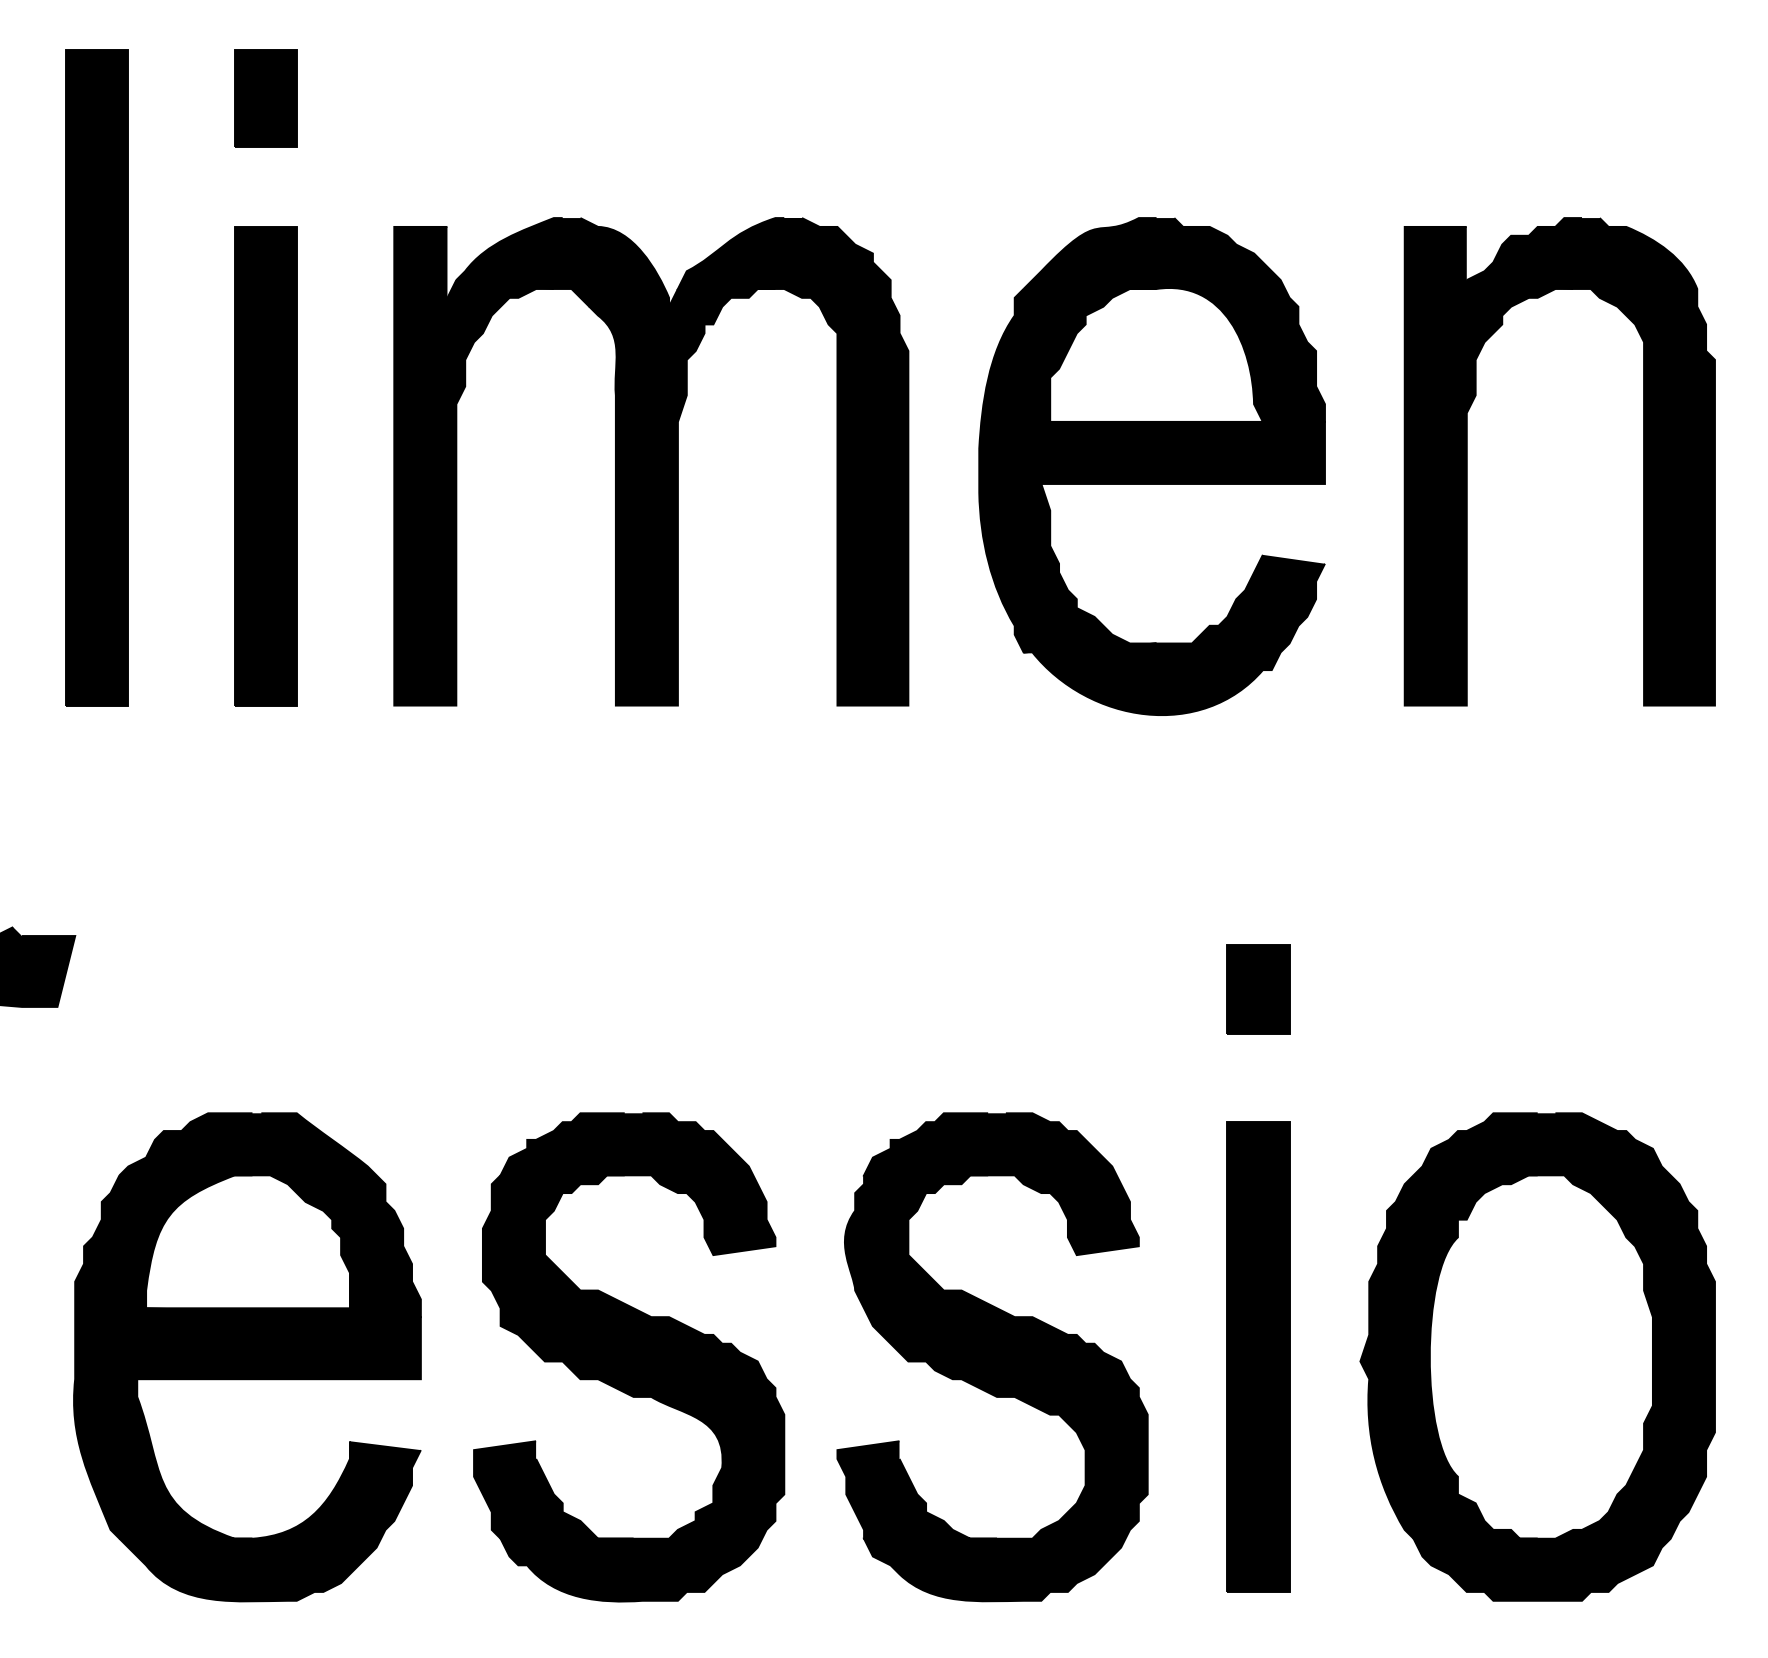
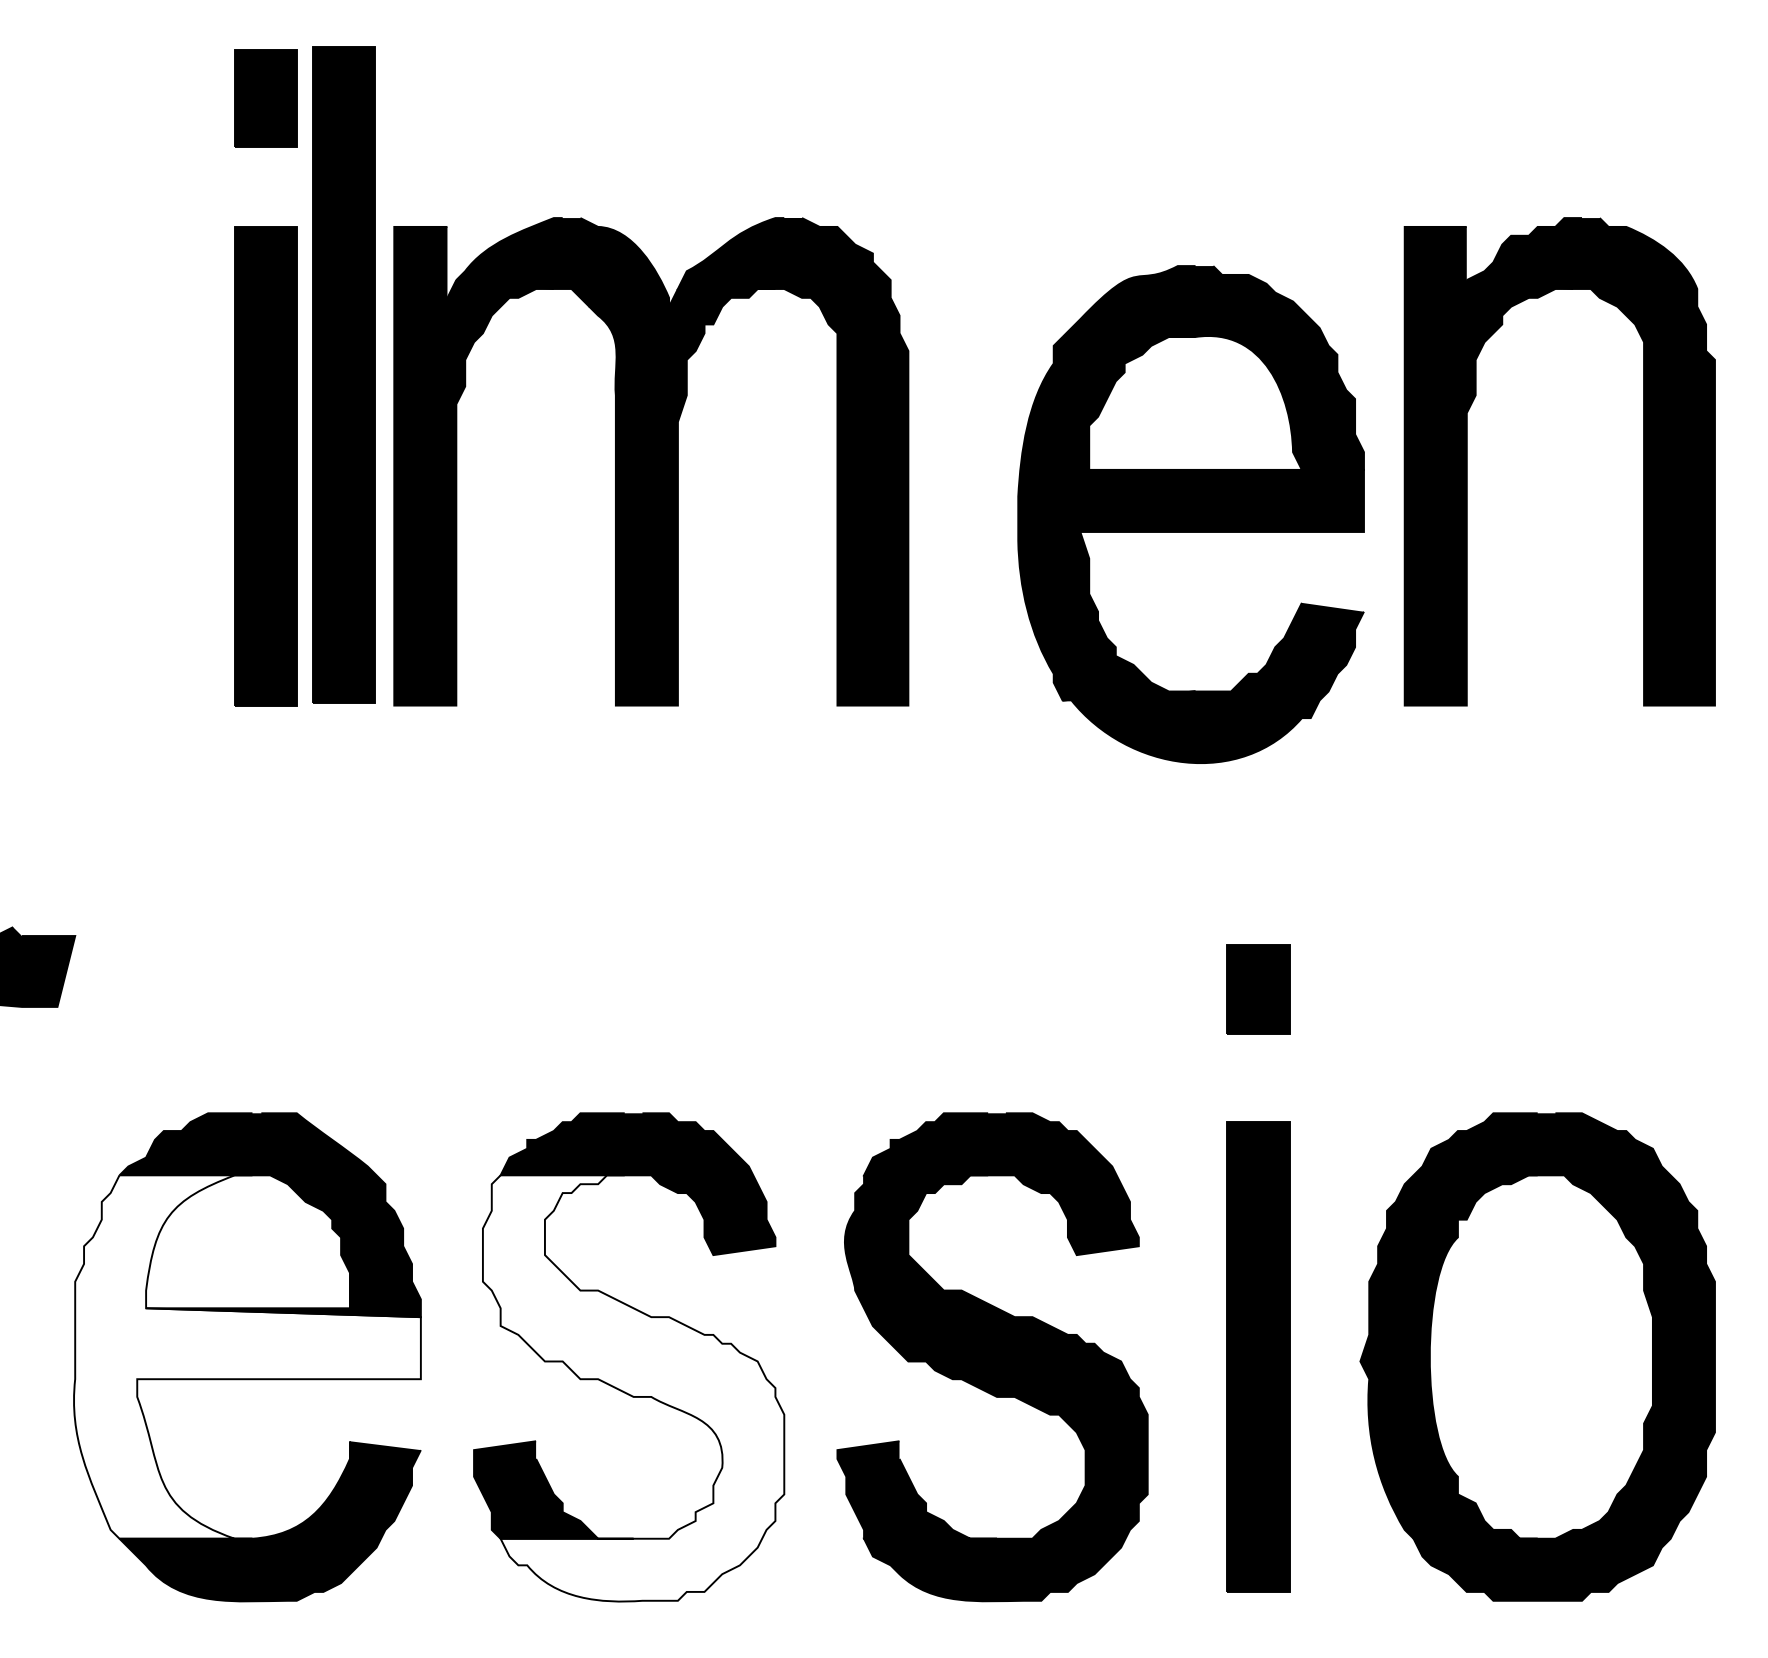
part position: (96, 377) -> (343, 374) (343, 374)
part position: (1151, 466) -> (1190, 514) (1190, 514)
fill: present -> none (247, 1356)
fill: present -> none (633, 1388)
